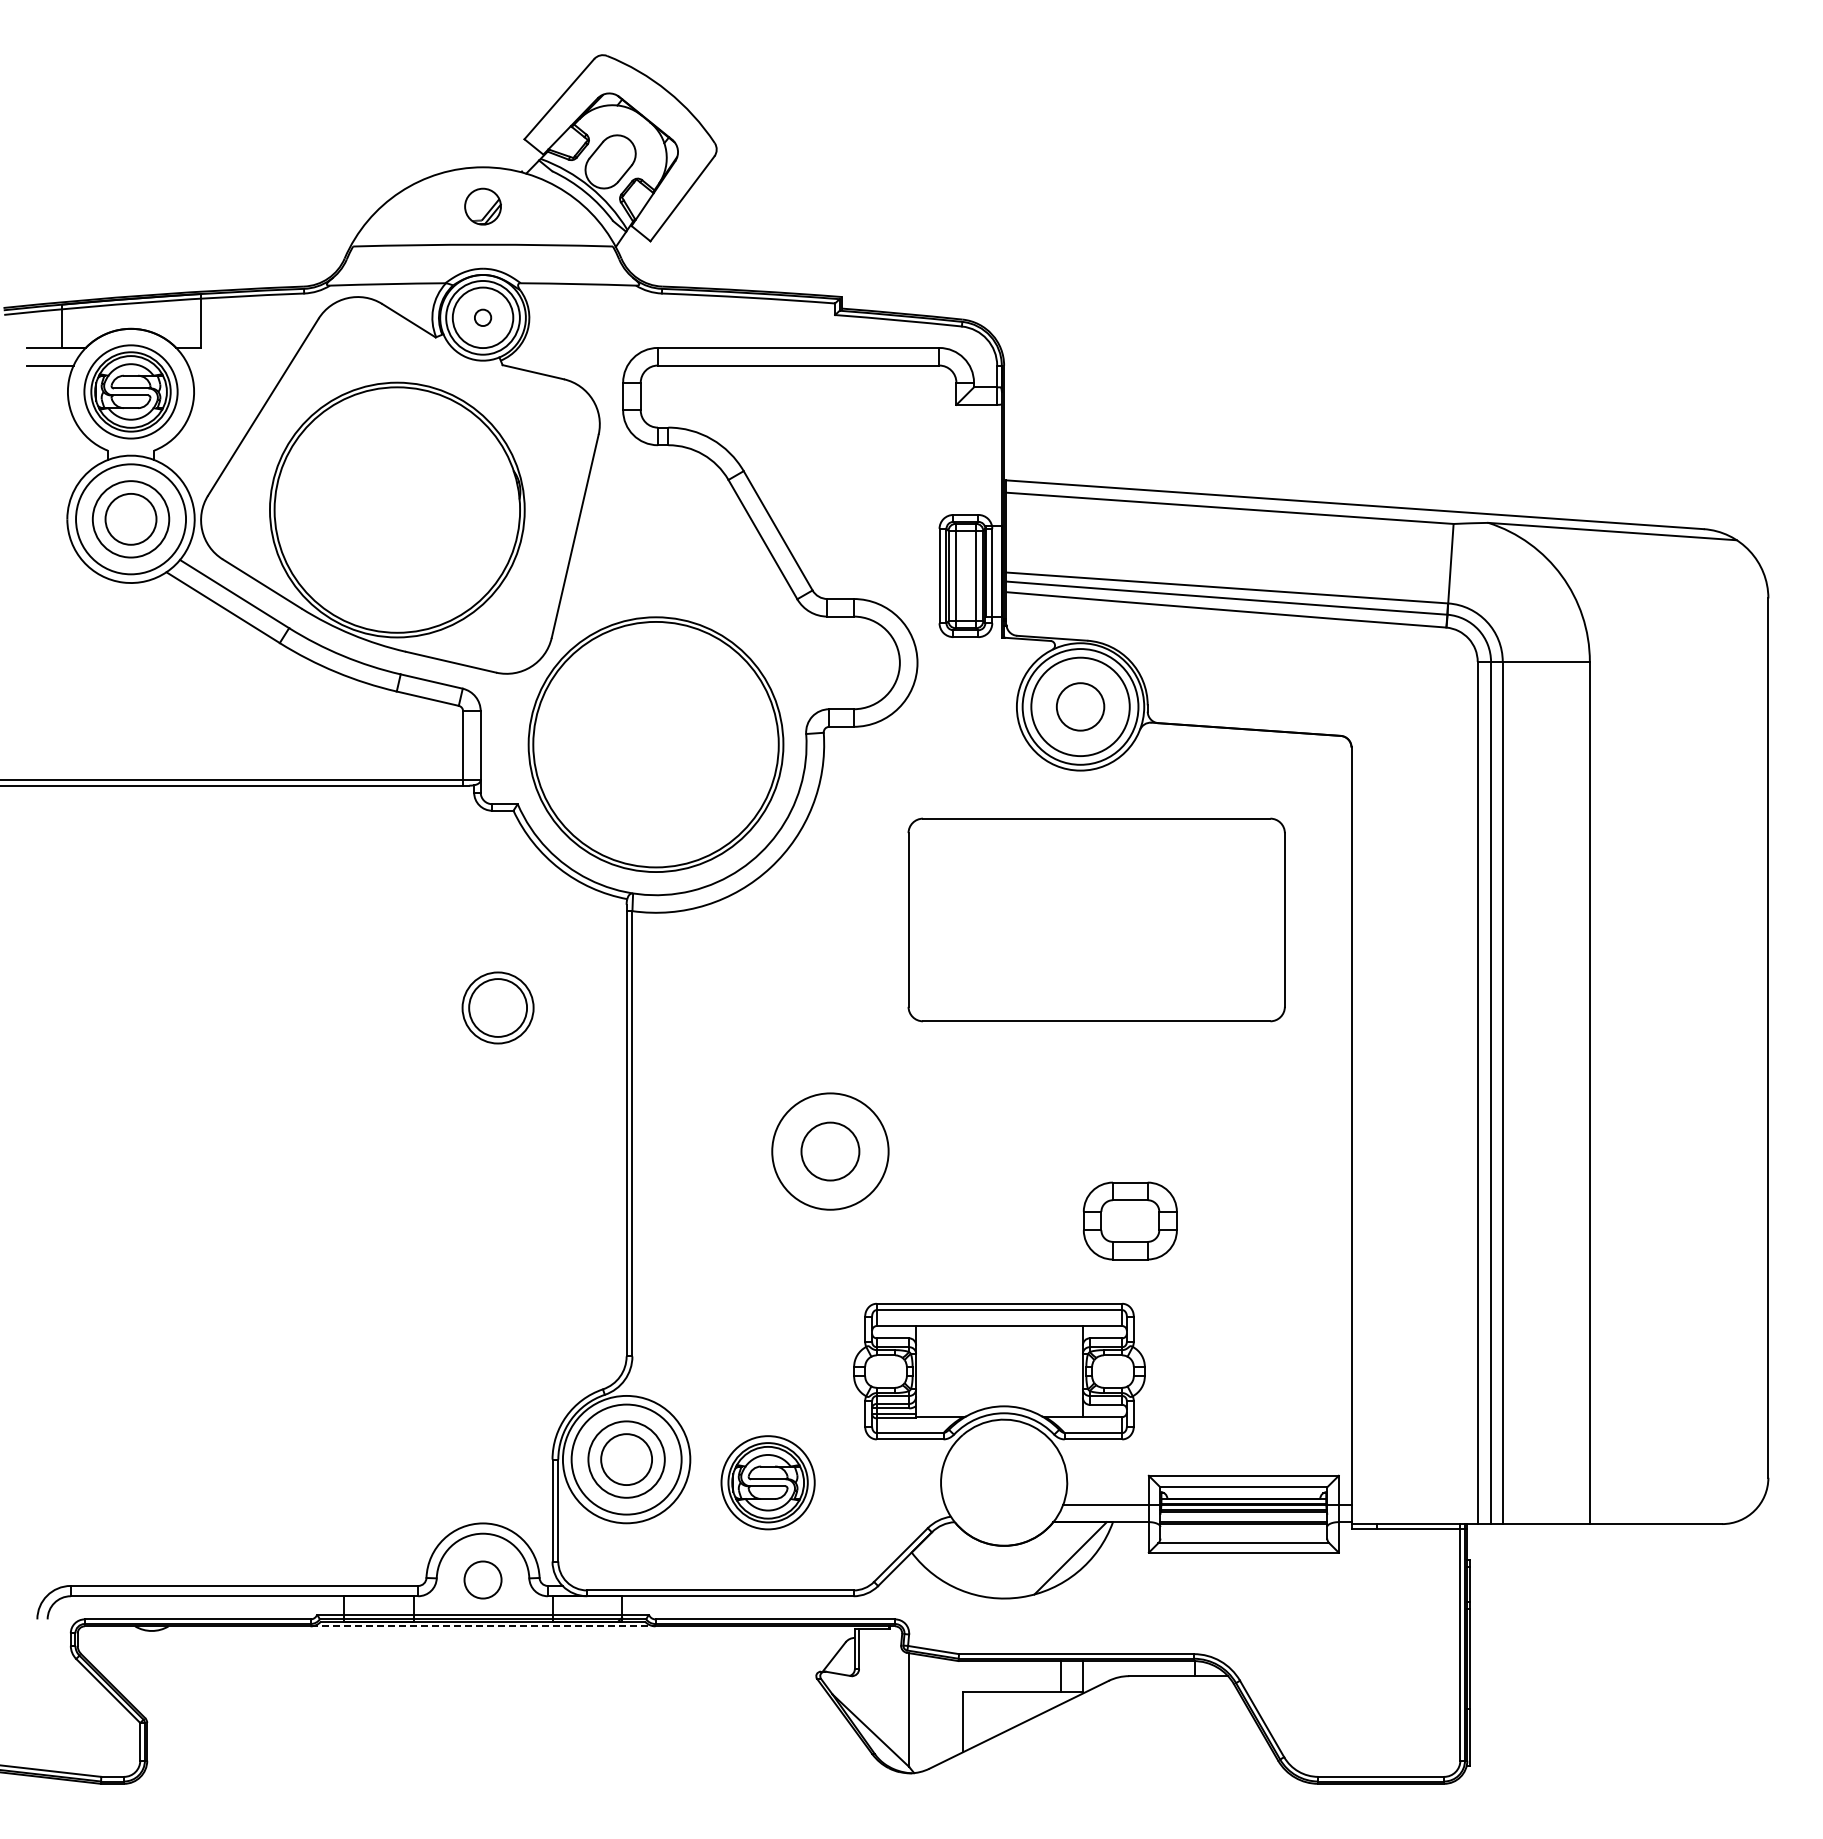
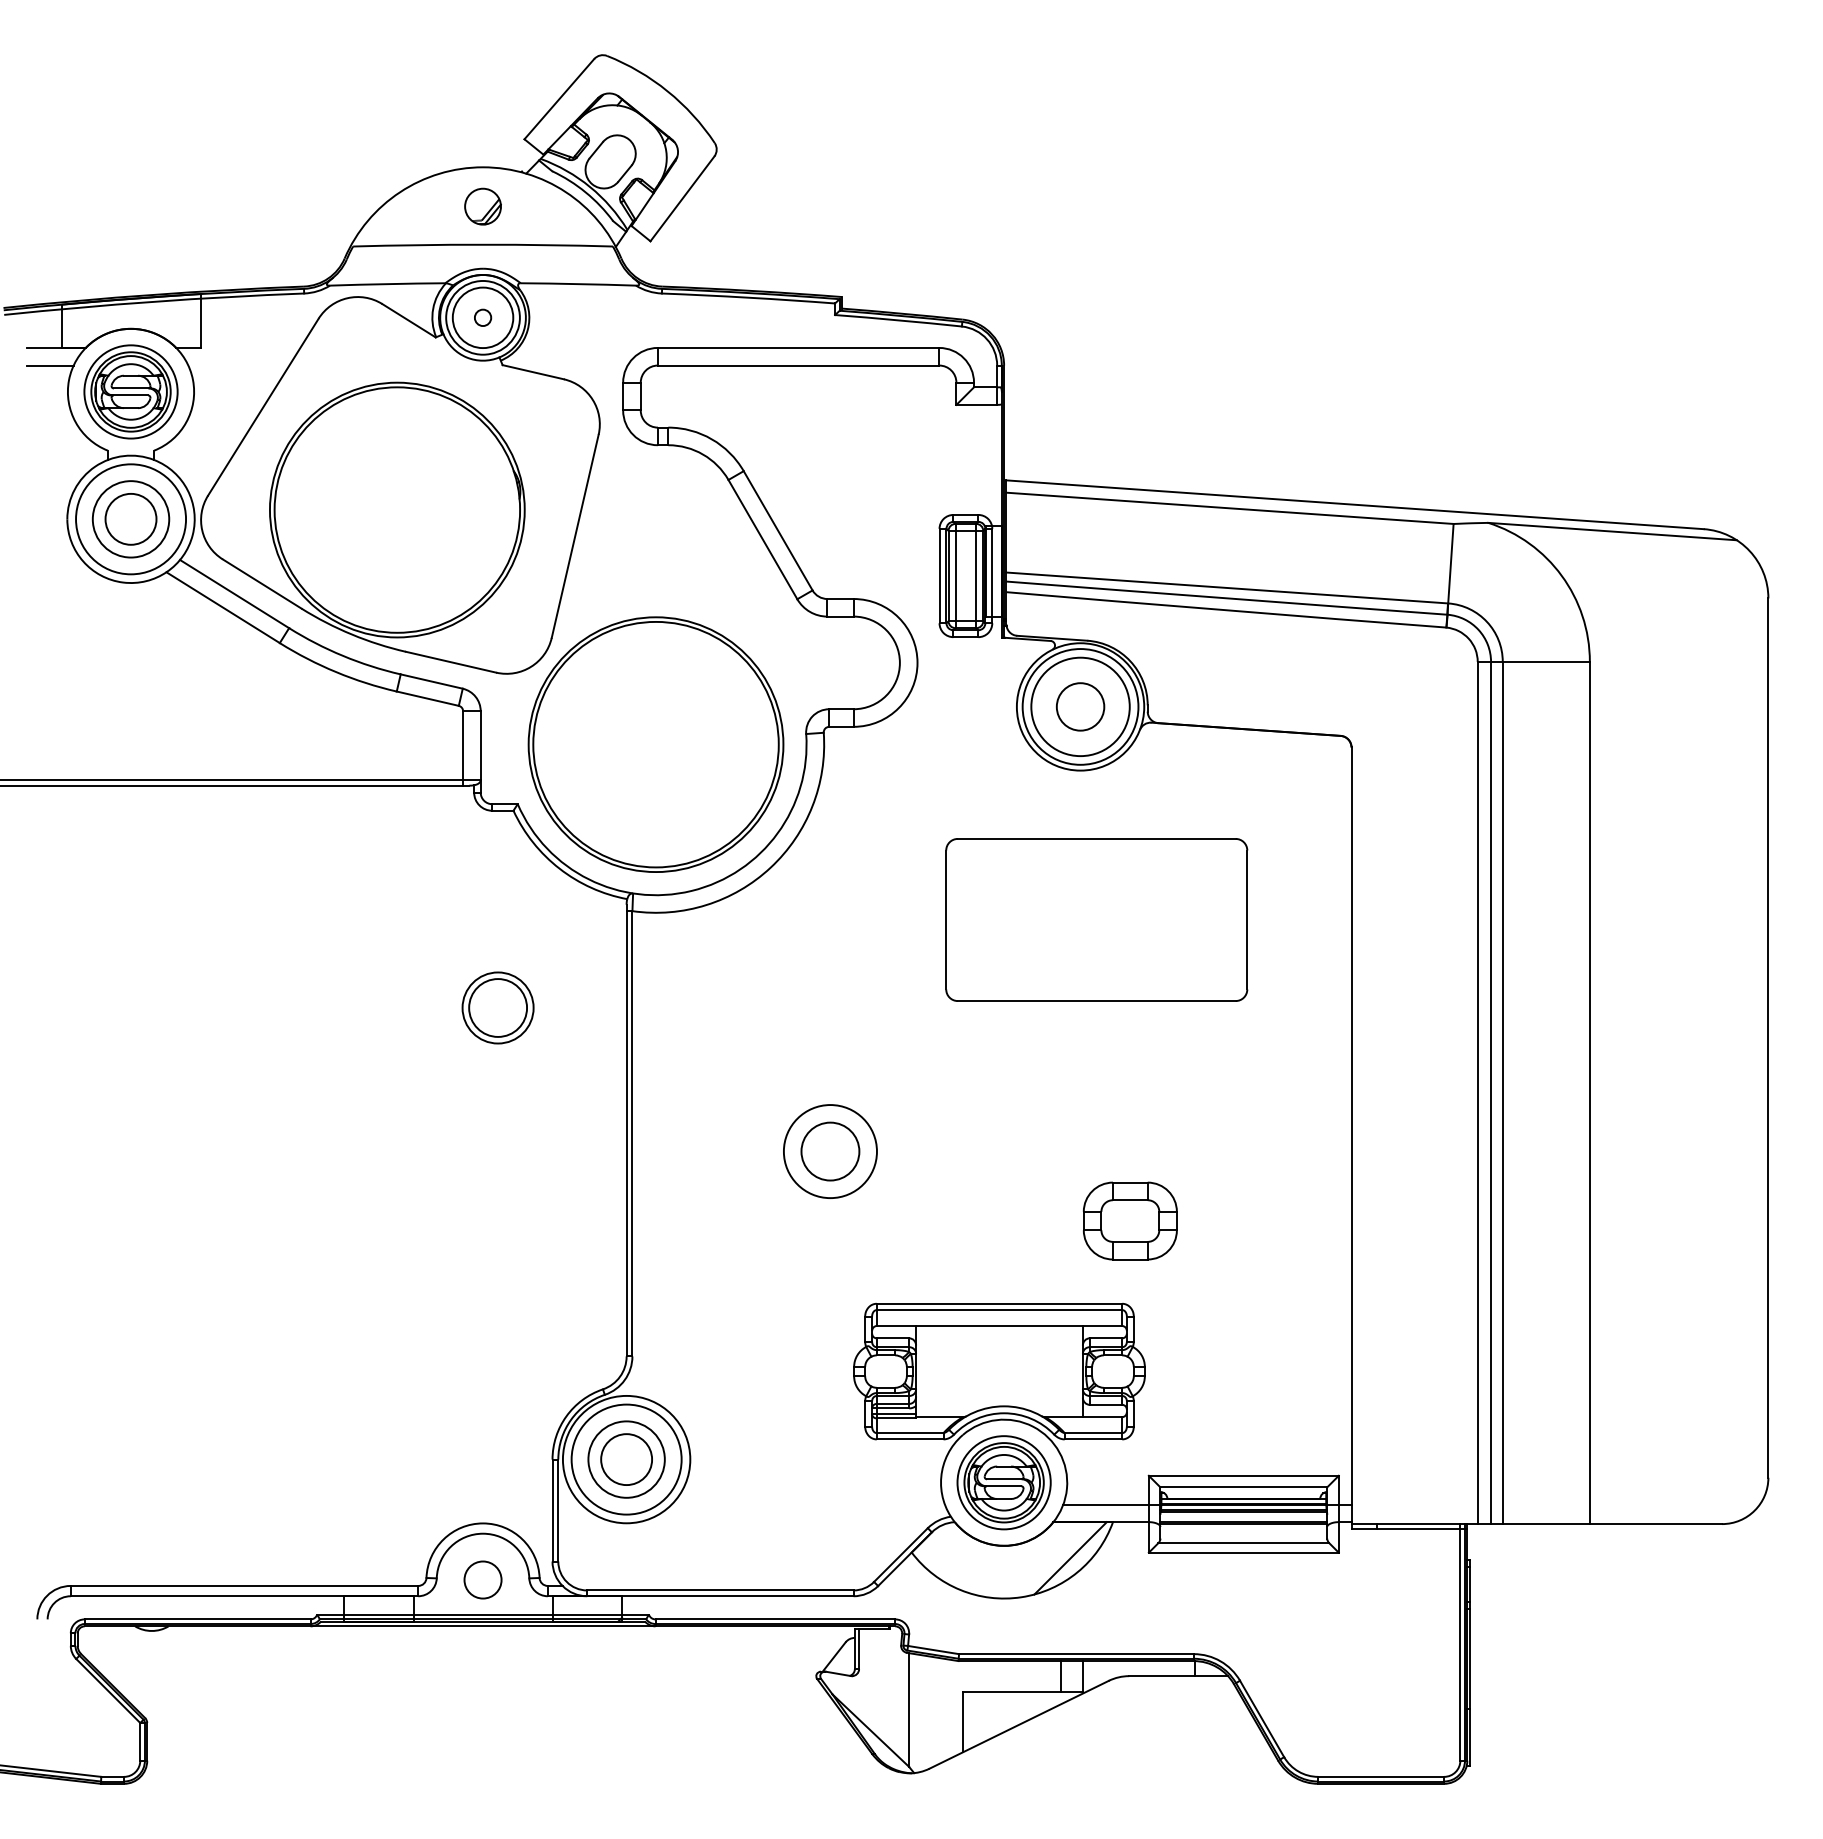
part size: 379x206 px -> 304x164 px (1096, 919)
circle diameter: 116 px -> 93 px (829, 1151)
part position: (767, 1482) -> (1003, 1482) (1003, 1482)
line: dashed -> solid (483, 1626)
